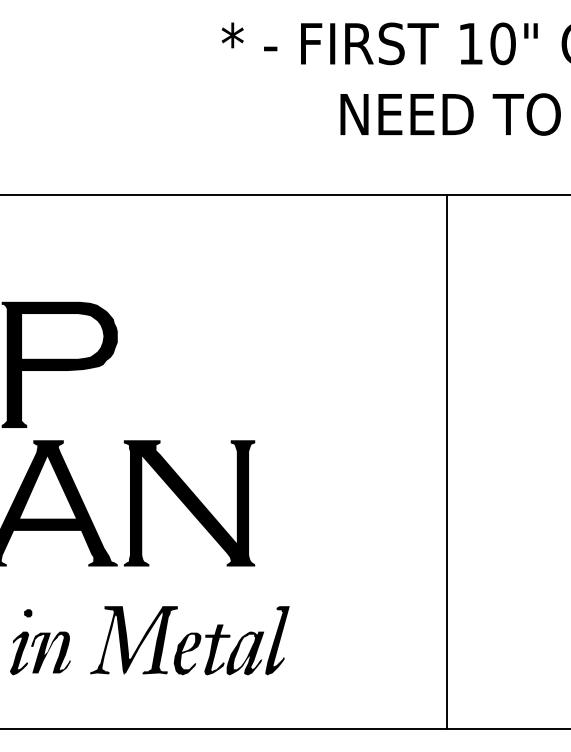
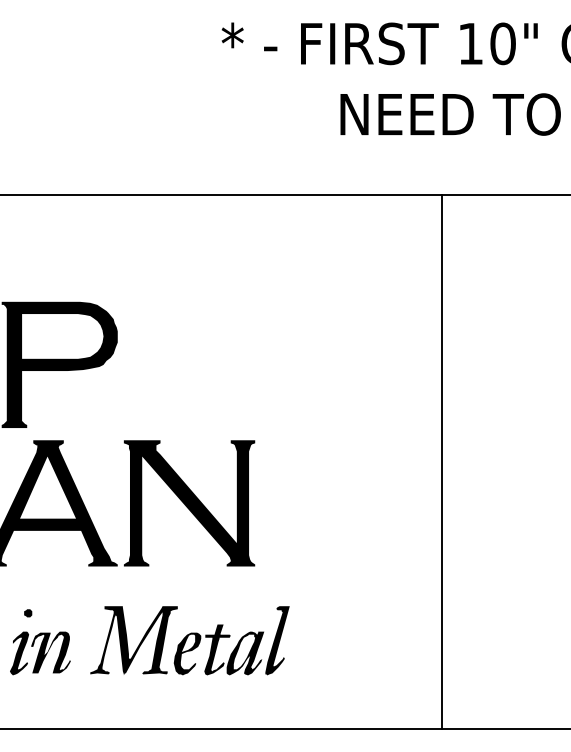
line position: (447, 461) -> (442, 461) (442, 461)
